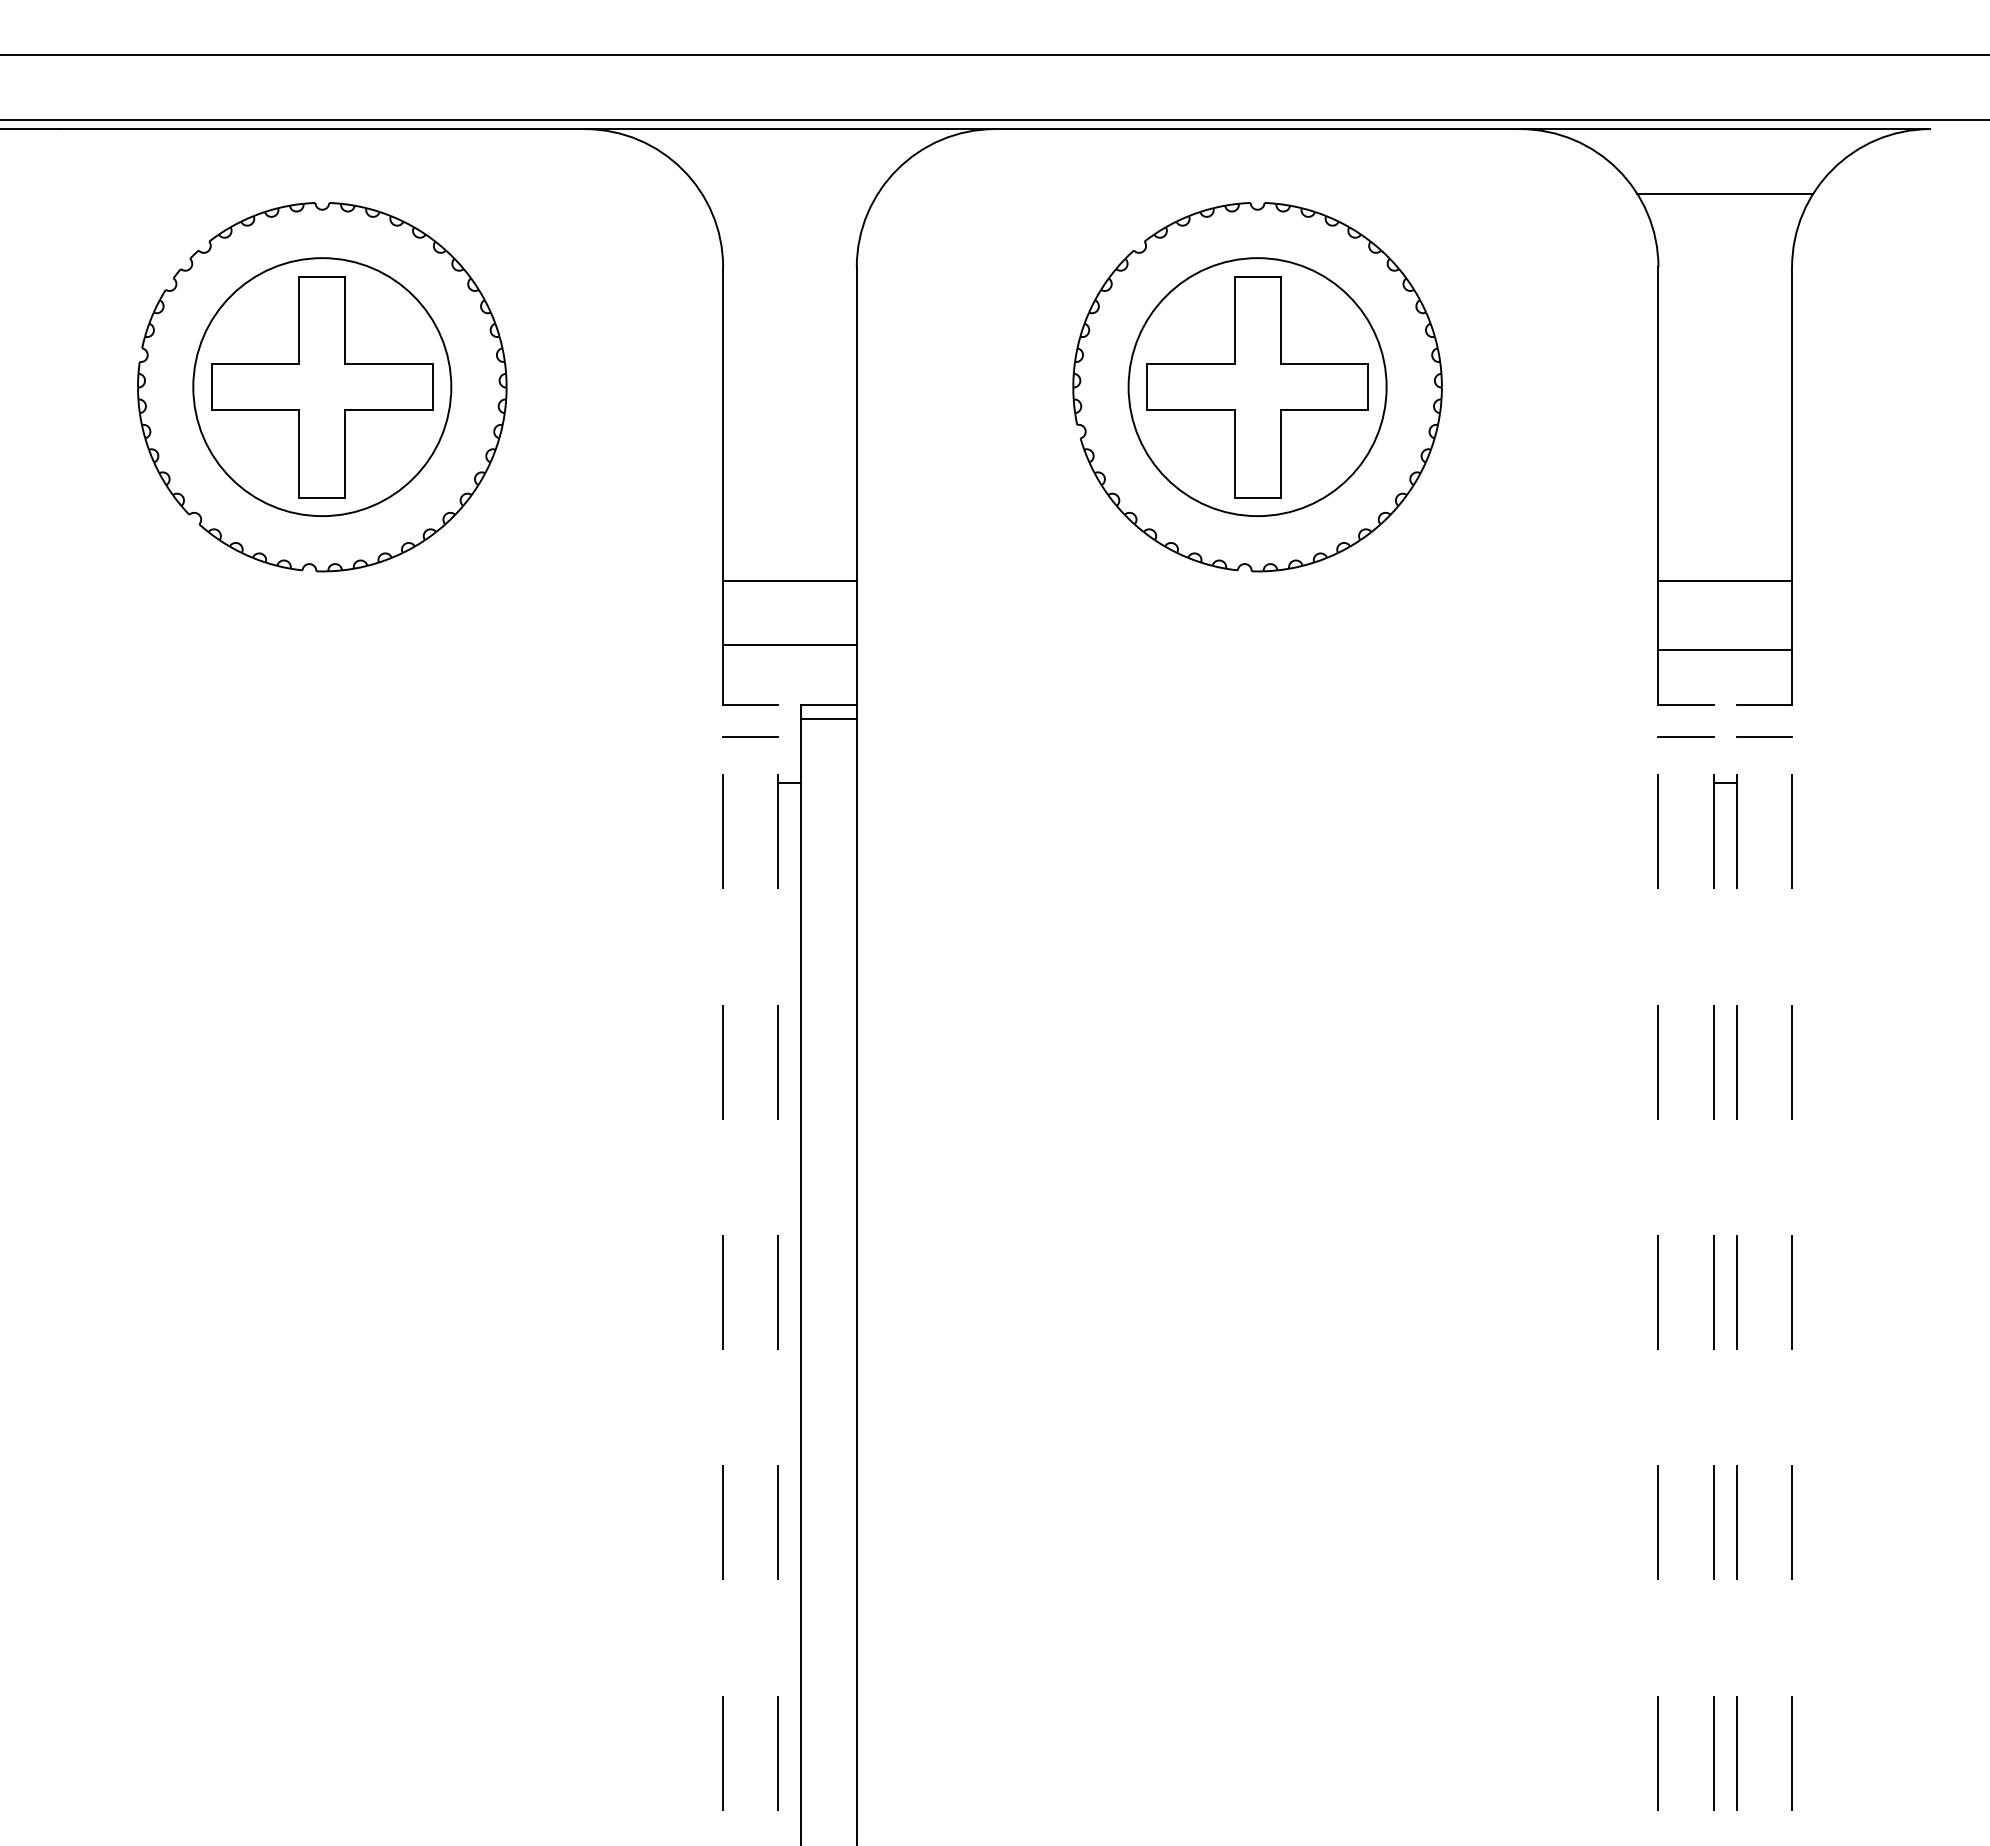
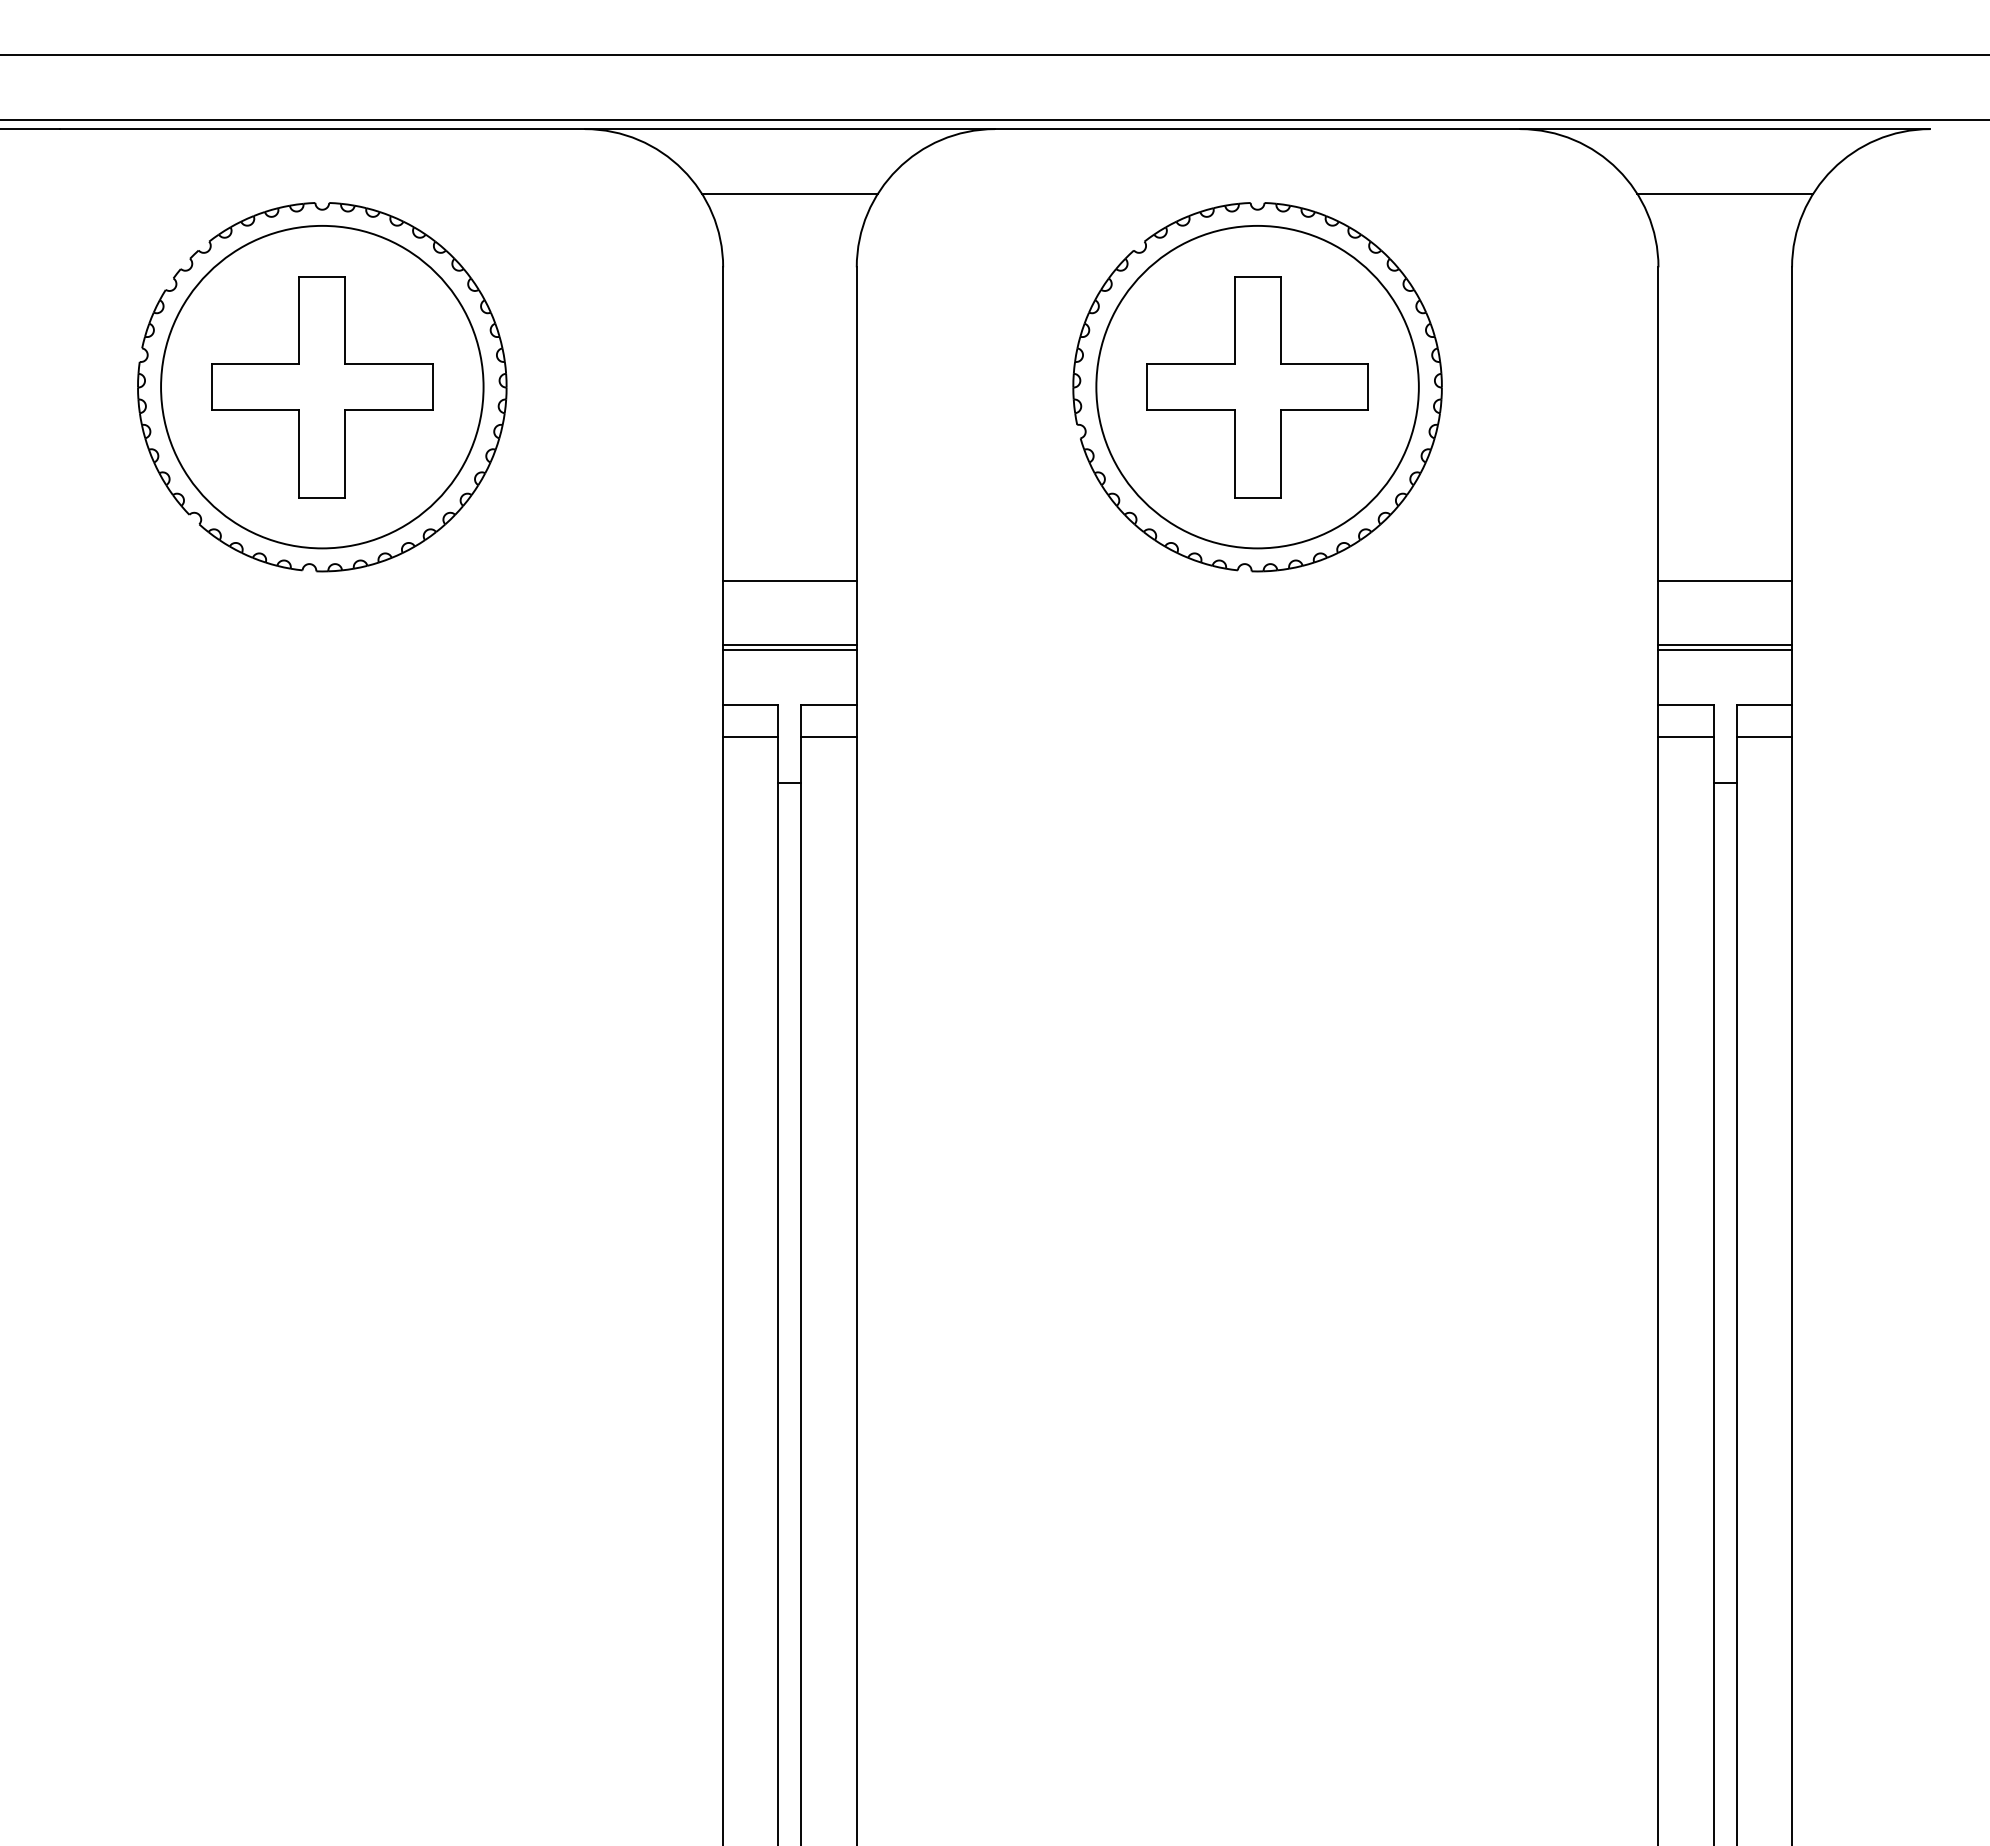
line: none -> present (789, 193)
circle diameter: 258 px -> 323 px (322, 386)
circle diameter: 258 px -> 323 px (1257, 386)
line: none -> present (1725, 645)
line: none -> present (789, 649)
line position: (828, 719) -> (828, 737) (828, 737)
line: dashed -> solid (723, 1274)
line: dashed -> solid (778, 1274)
line: dashed -> solid (1658, 1274)
line: dashed -> solid (1713, 1274)
line: dashed -> solid (1736, 1274)
line: dashed -> solid (1792, 1274)
